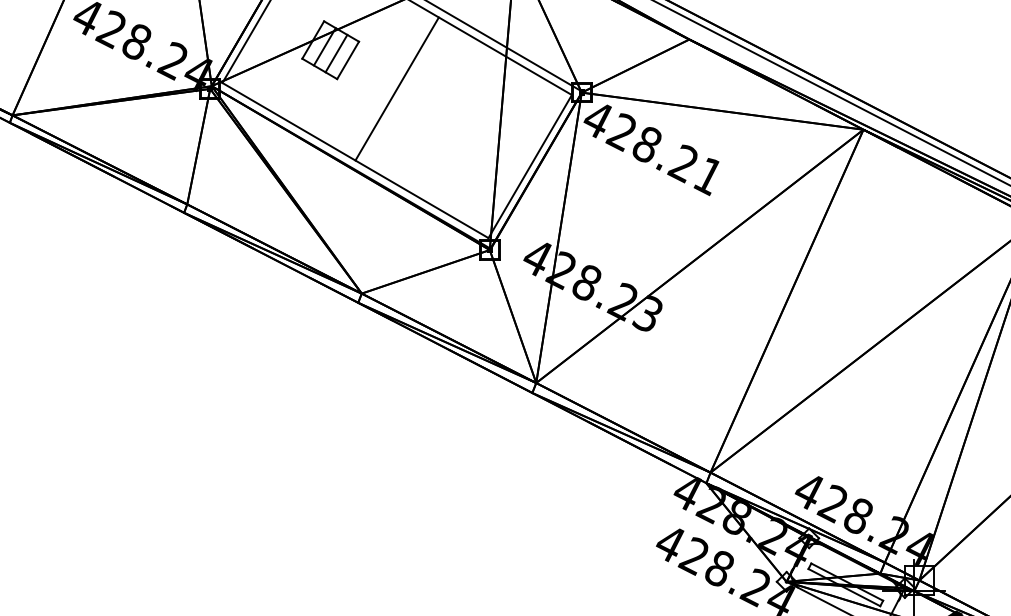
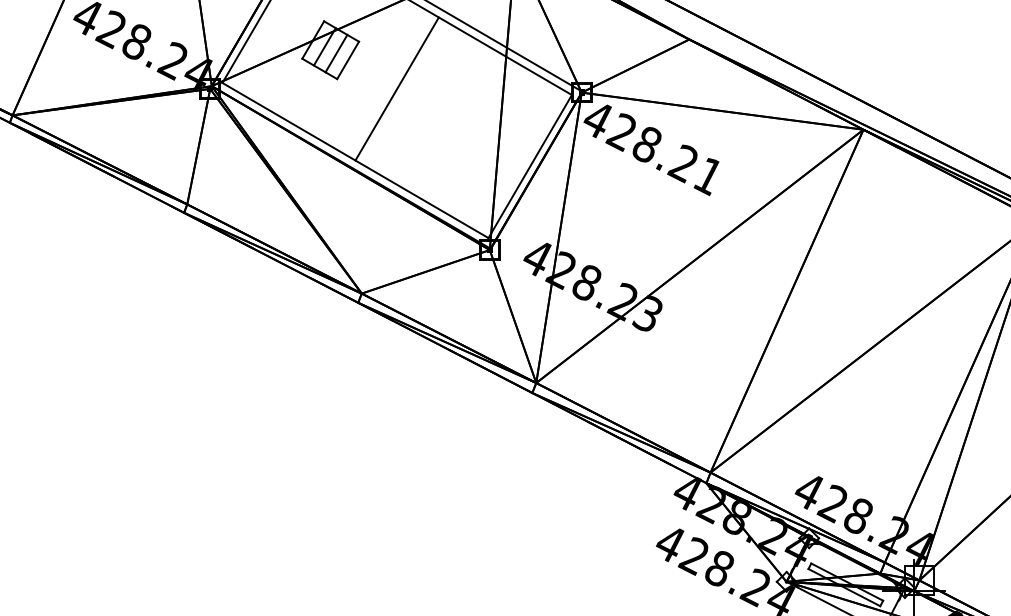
line position: (831, 93) -> (838, 89) (838, 89)
